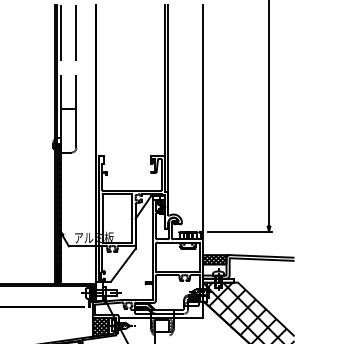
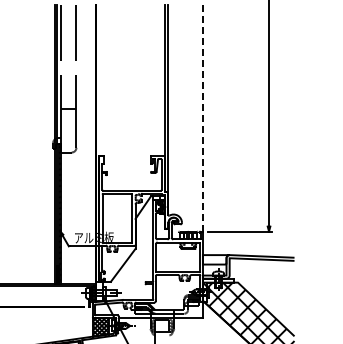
line: solid -> dashed (202, 118)
hatch: present -> none (215, 259)
